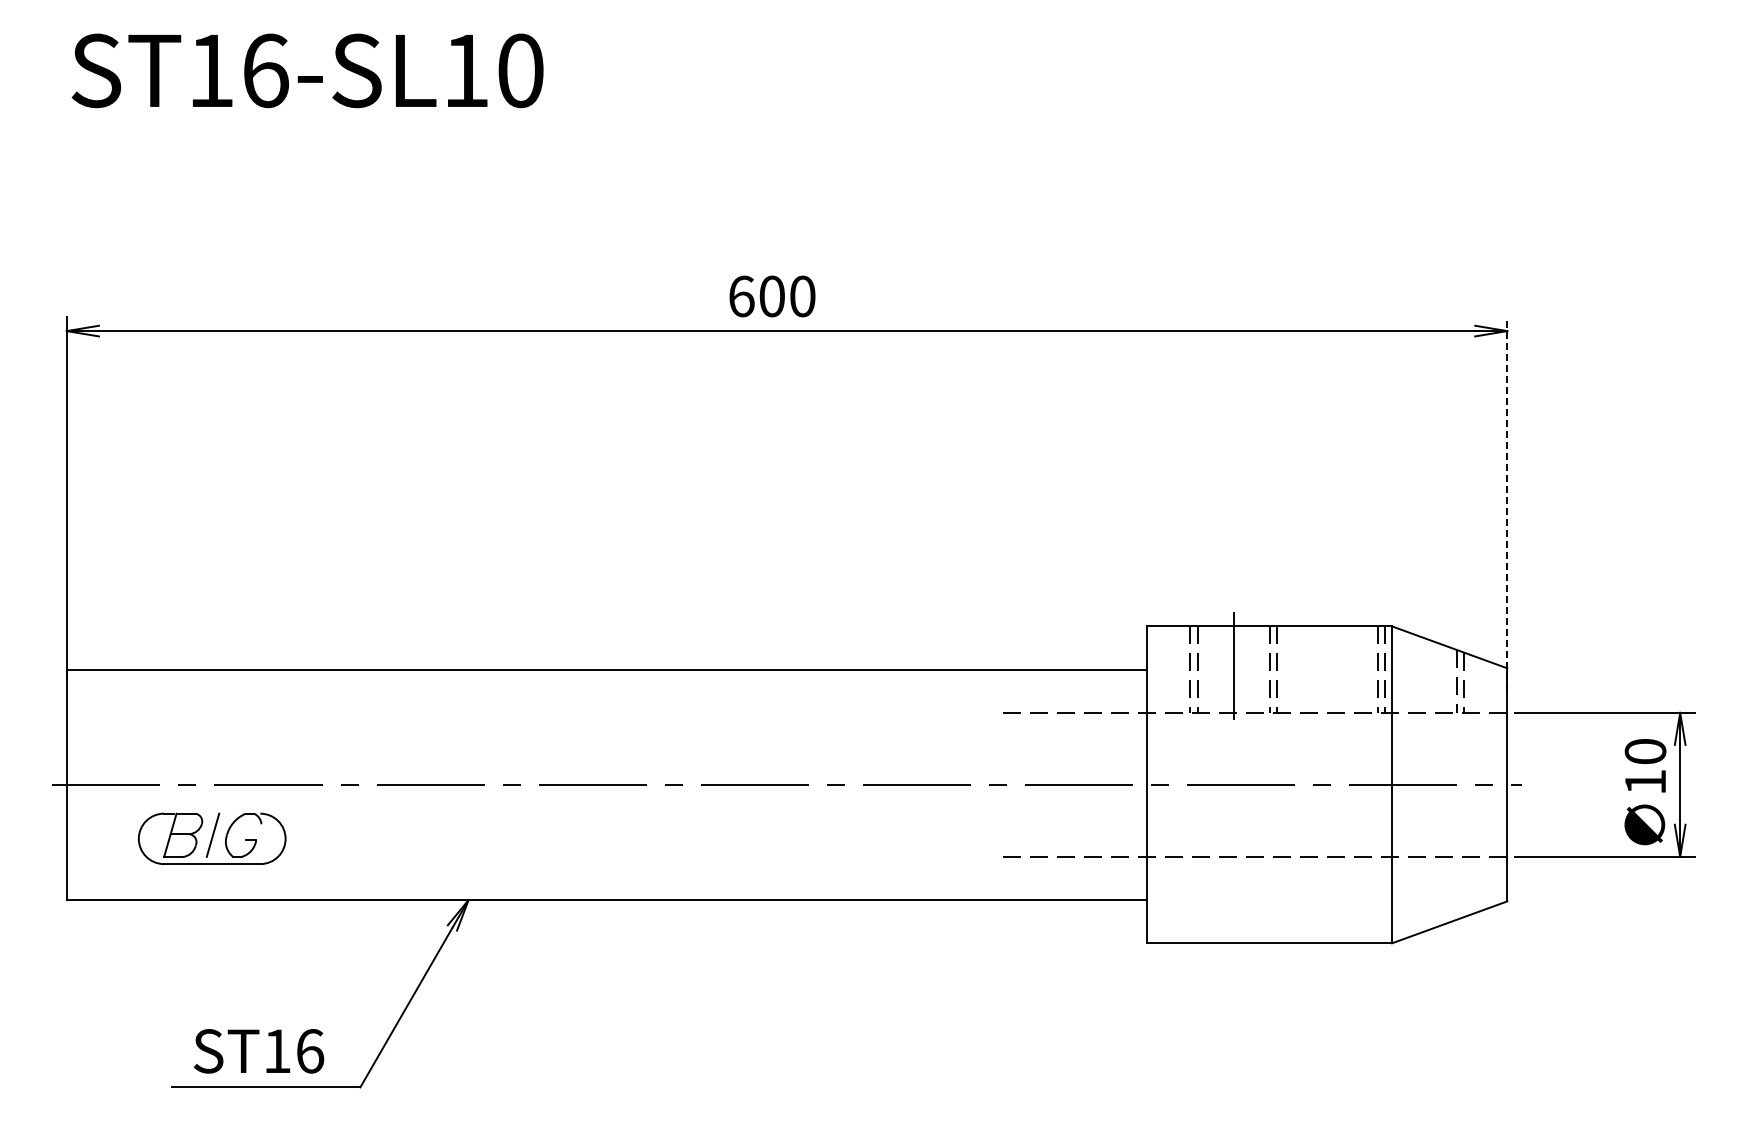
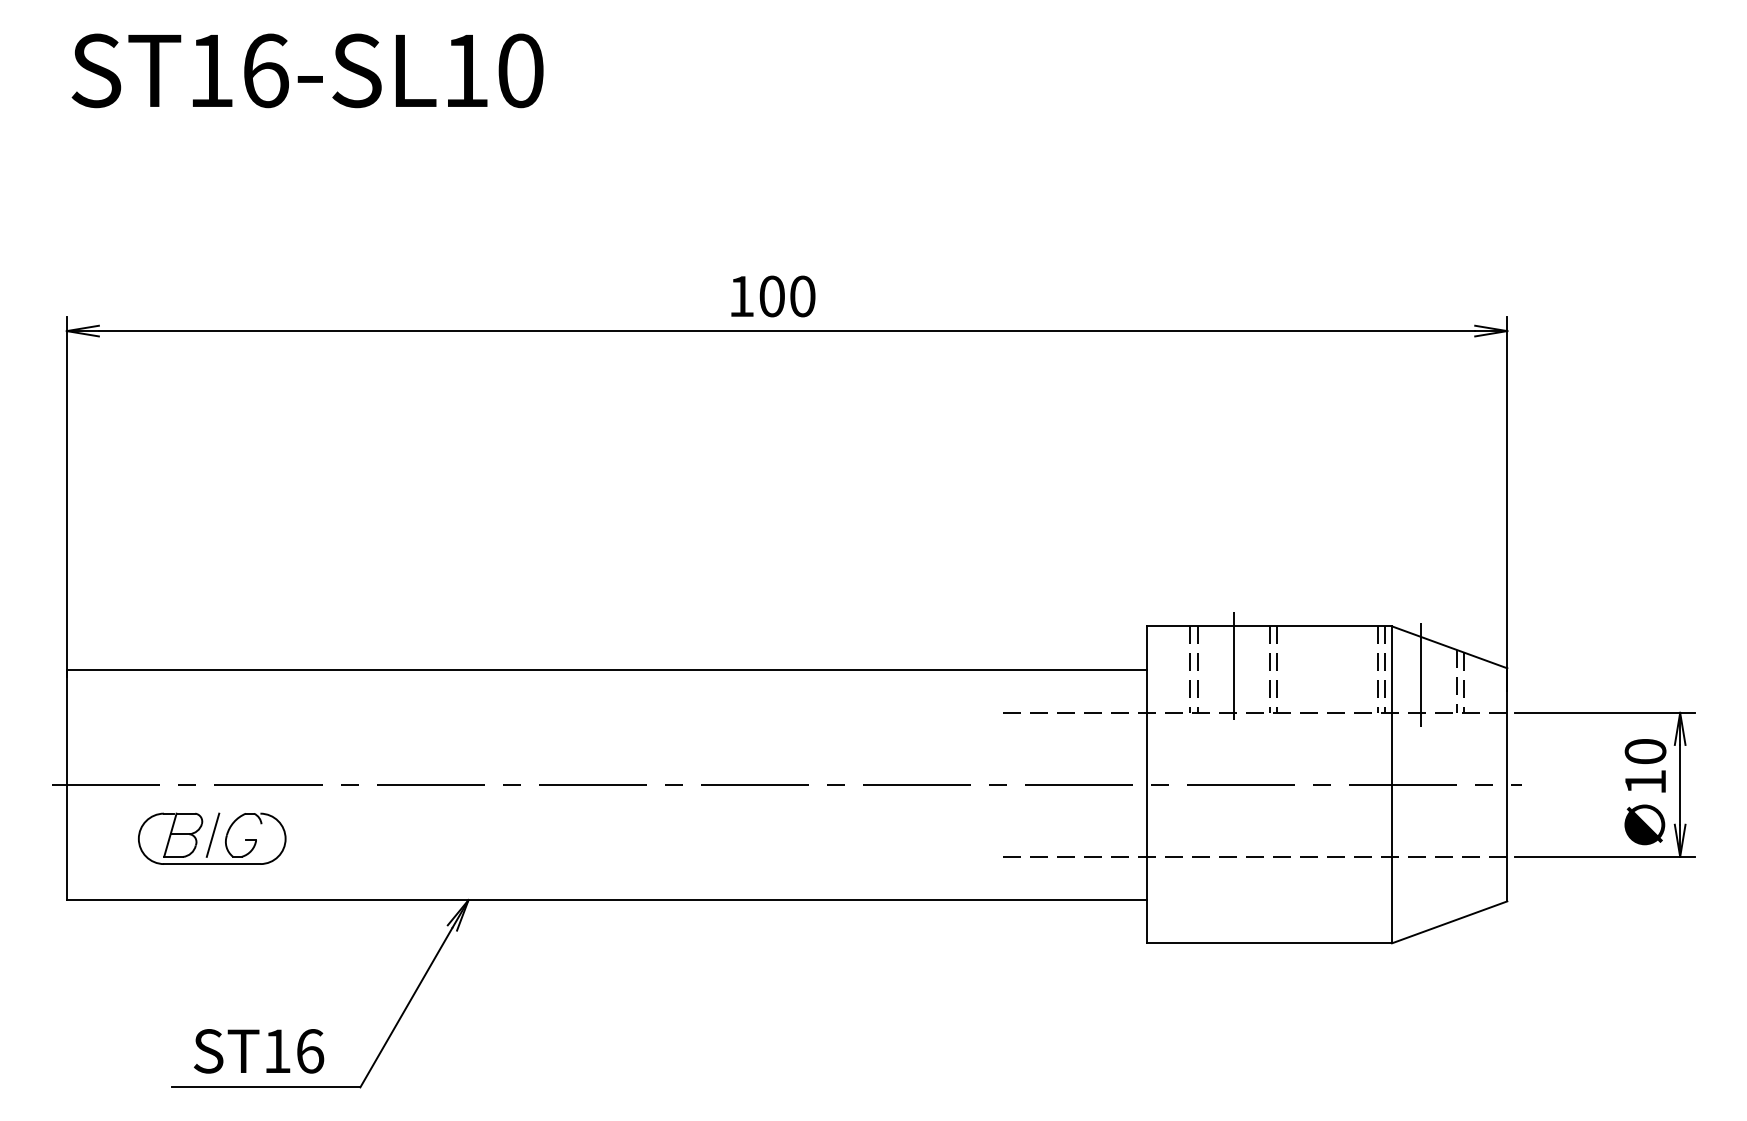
text: 600 -> 100 (741, 296)
line: dashed -> solid (1507, 503)
line: none -> present (1420, 674)
